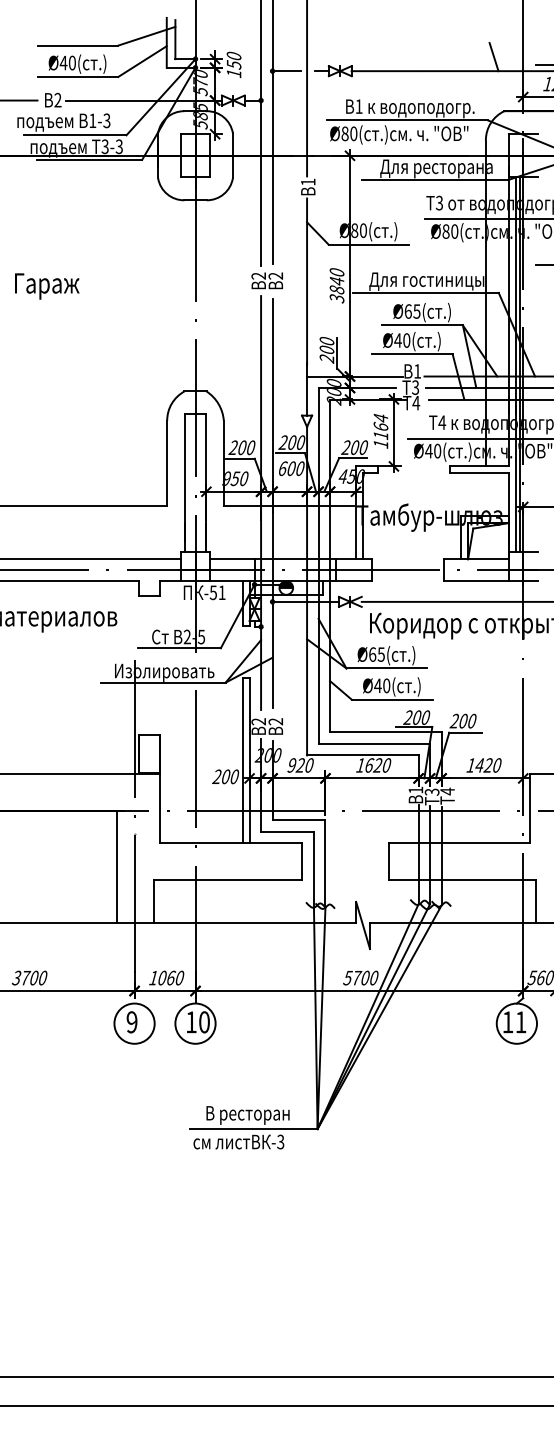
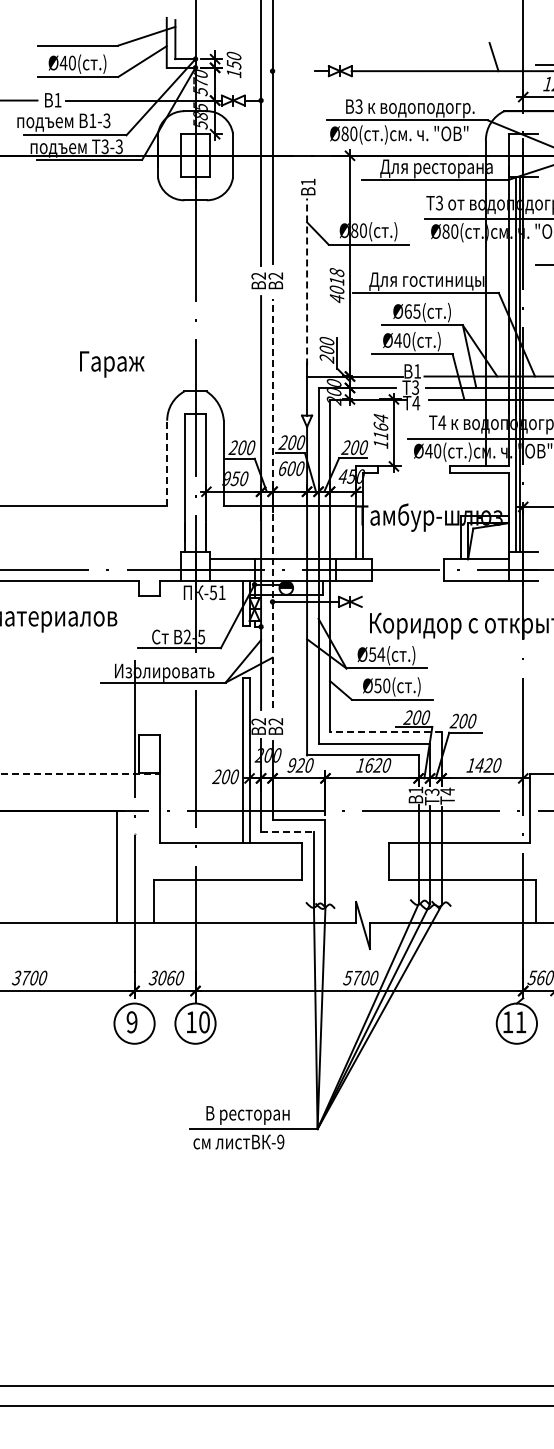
line: present -> none (286, 71)
line: present -> none (307, 89)
text: 2 -> 1 (57, 99)
text: 1 -> 3 (358, 106)
line: solid -> dashed (307, 281)
text: 3840 -> 4018 (336, 285)
text position: (47, 286) -> (112, 364) (112, 364)
line: solid -> dashed (167, 463)
line: solid -> dashed (272, 503)
line: present -> none (91, 559)
line: present -> none (455, 601)
text: Ø65( -> Ø54( (377, 654)
text: Ø40( -> Ø50( (377, 685)
line: solid -> dashed (385, 732)
line: solid -> dashed (80, 774)
line: solid -> dashed (288, 831)
text: 1060 -> 3060 (153, 977)
text: -3 -> -9 (280, 1142)
line position: (276, 1376) -> (276, 1385) (276, 1385)
